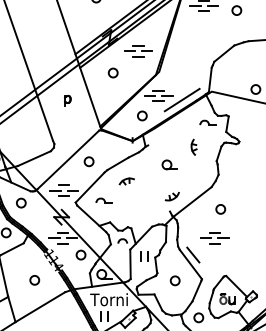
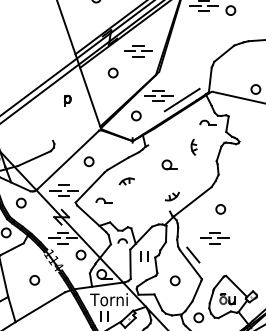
circle position: (236, 10) -> (230, 10) (230, 10)
line: present -> none (29, 71)
circle position: (142, 115) -> (136, 115) (136, 115)
